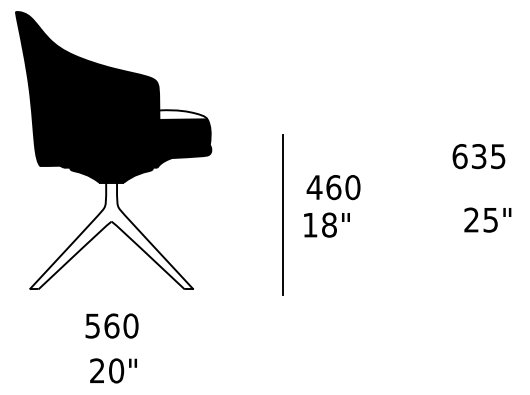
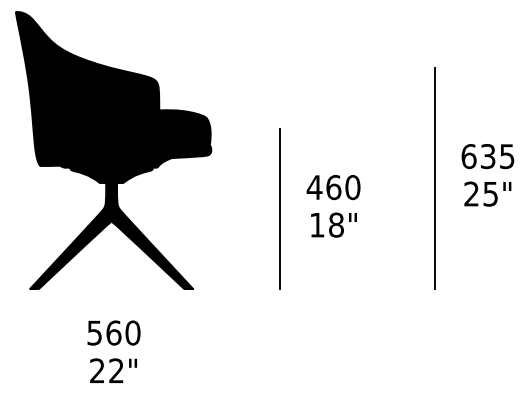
fill: none -> present (183, 114)
text position: (478, 156) -> (487, 156) (487, 156)
line: none -> present (434, 178)
line position: (282, 214) -> (279, 208) (279, 208)
text position: (487, 219) -> (487, 193) (487, 193)
text position: (326, 224) -> (333, 224) (333, 224)
fill: none -> present (111, 235)
text position: (111, 325) -> (113, 332) (113, 332)
text: 20" -> 22" (116, 370)
